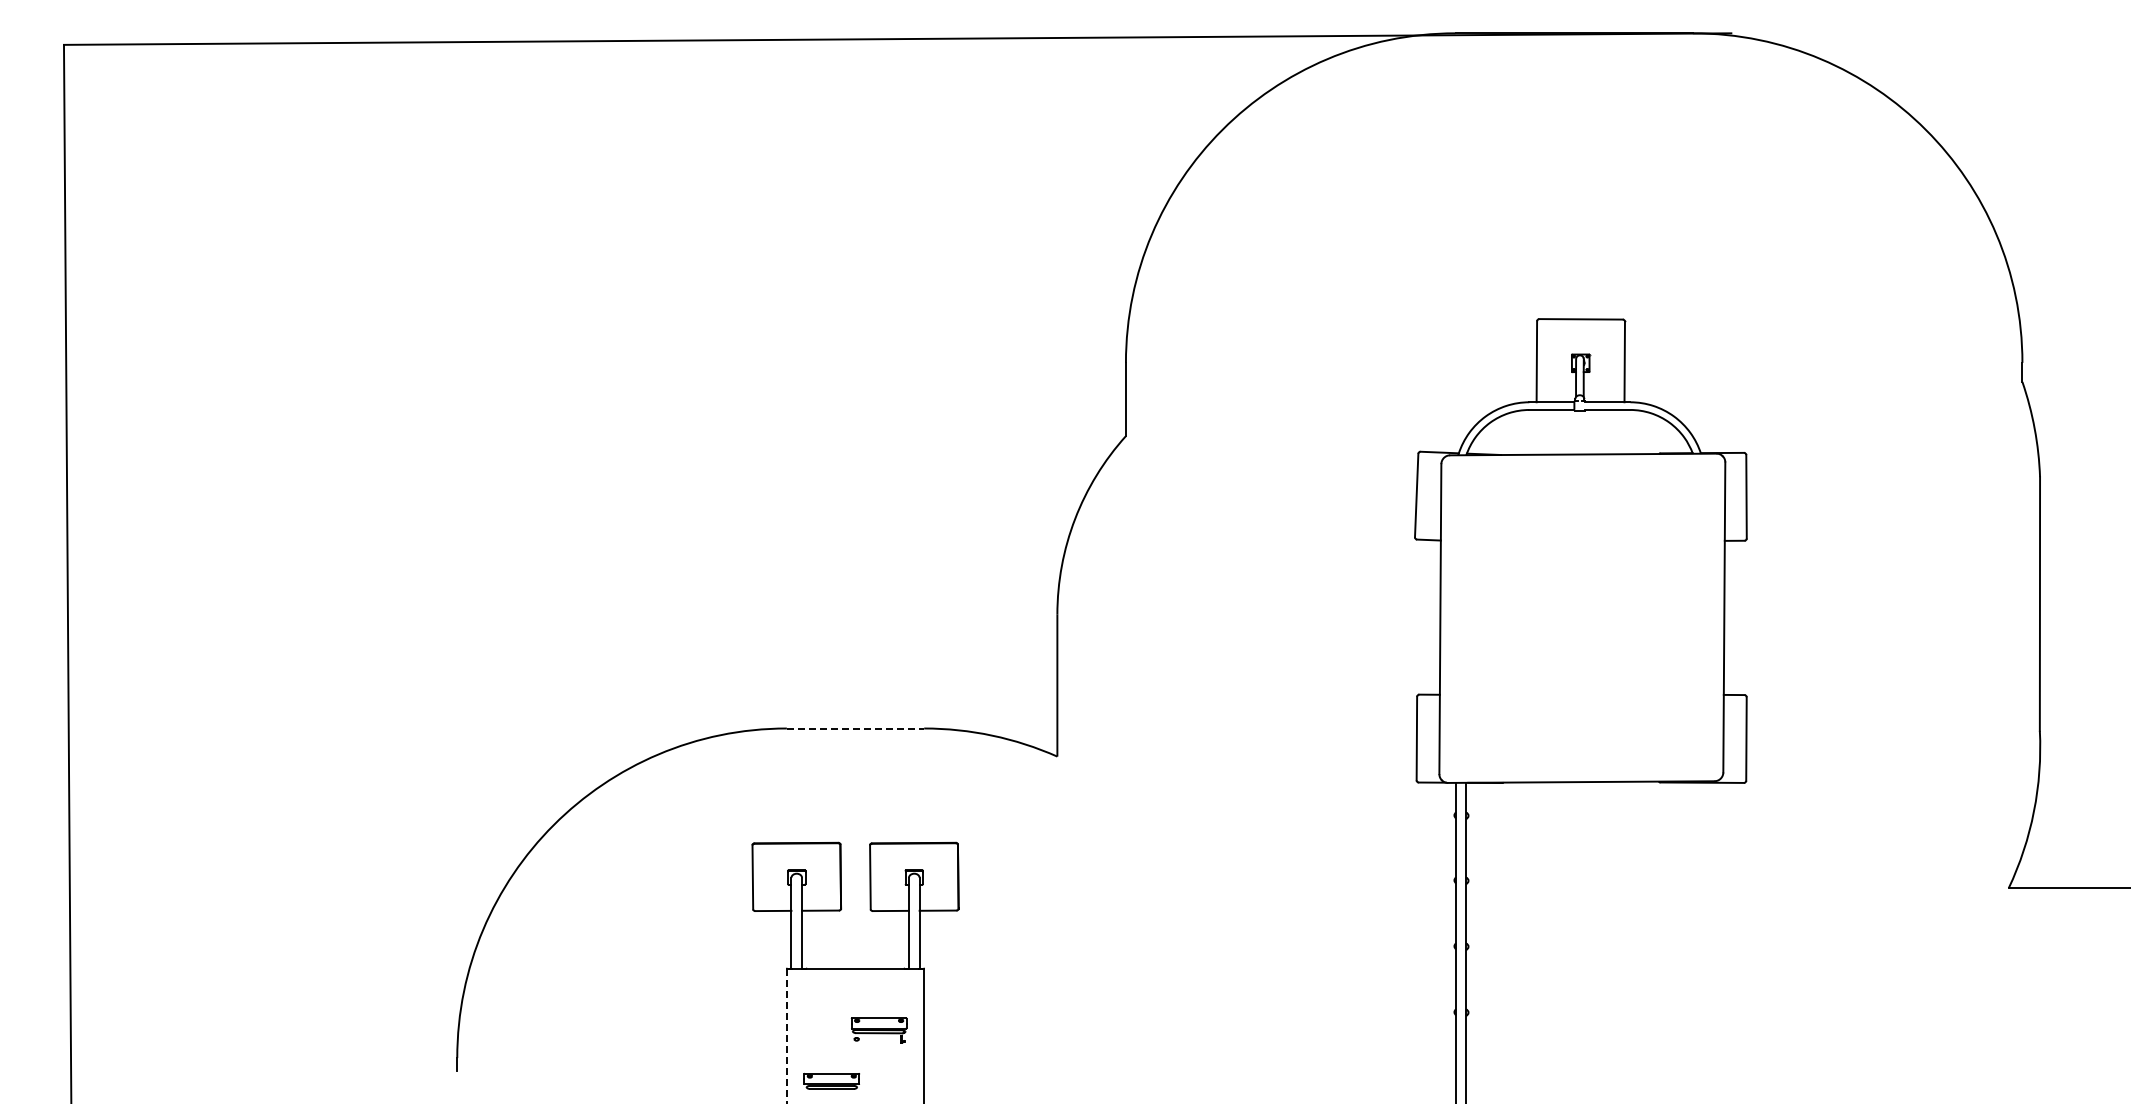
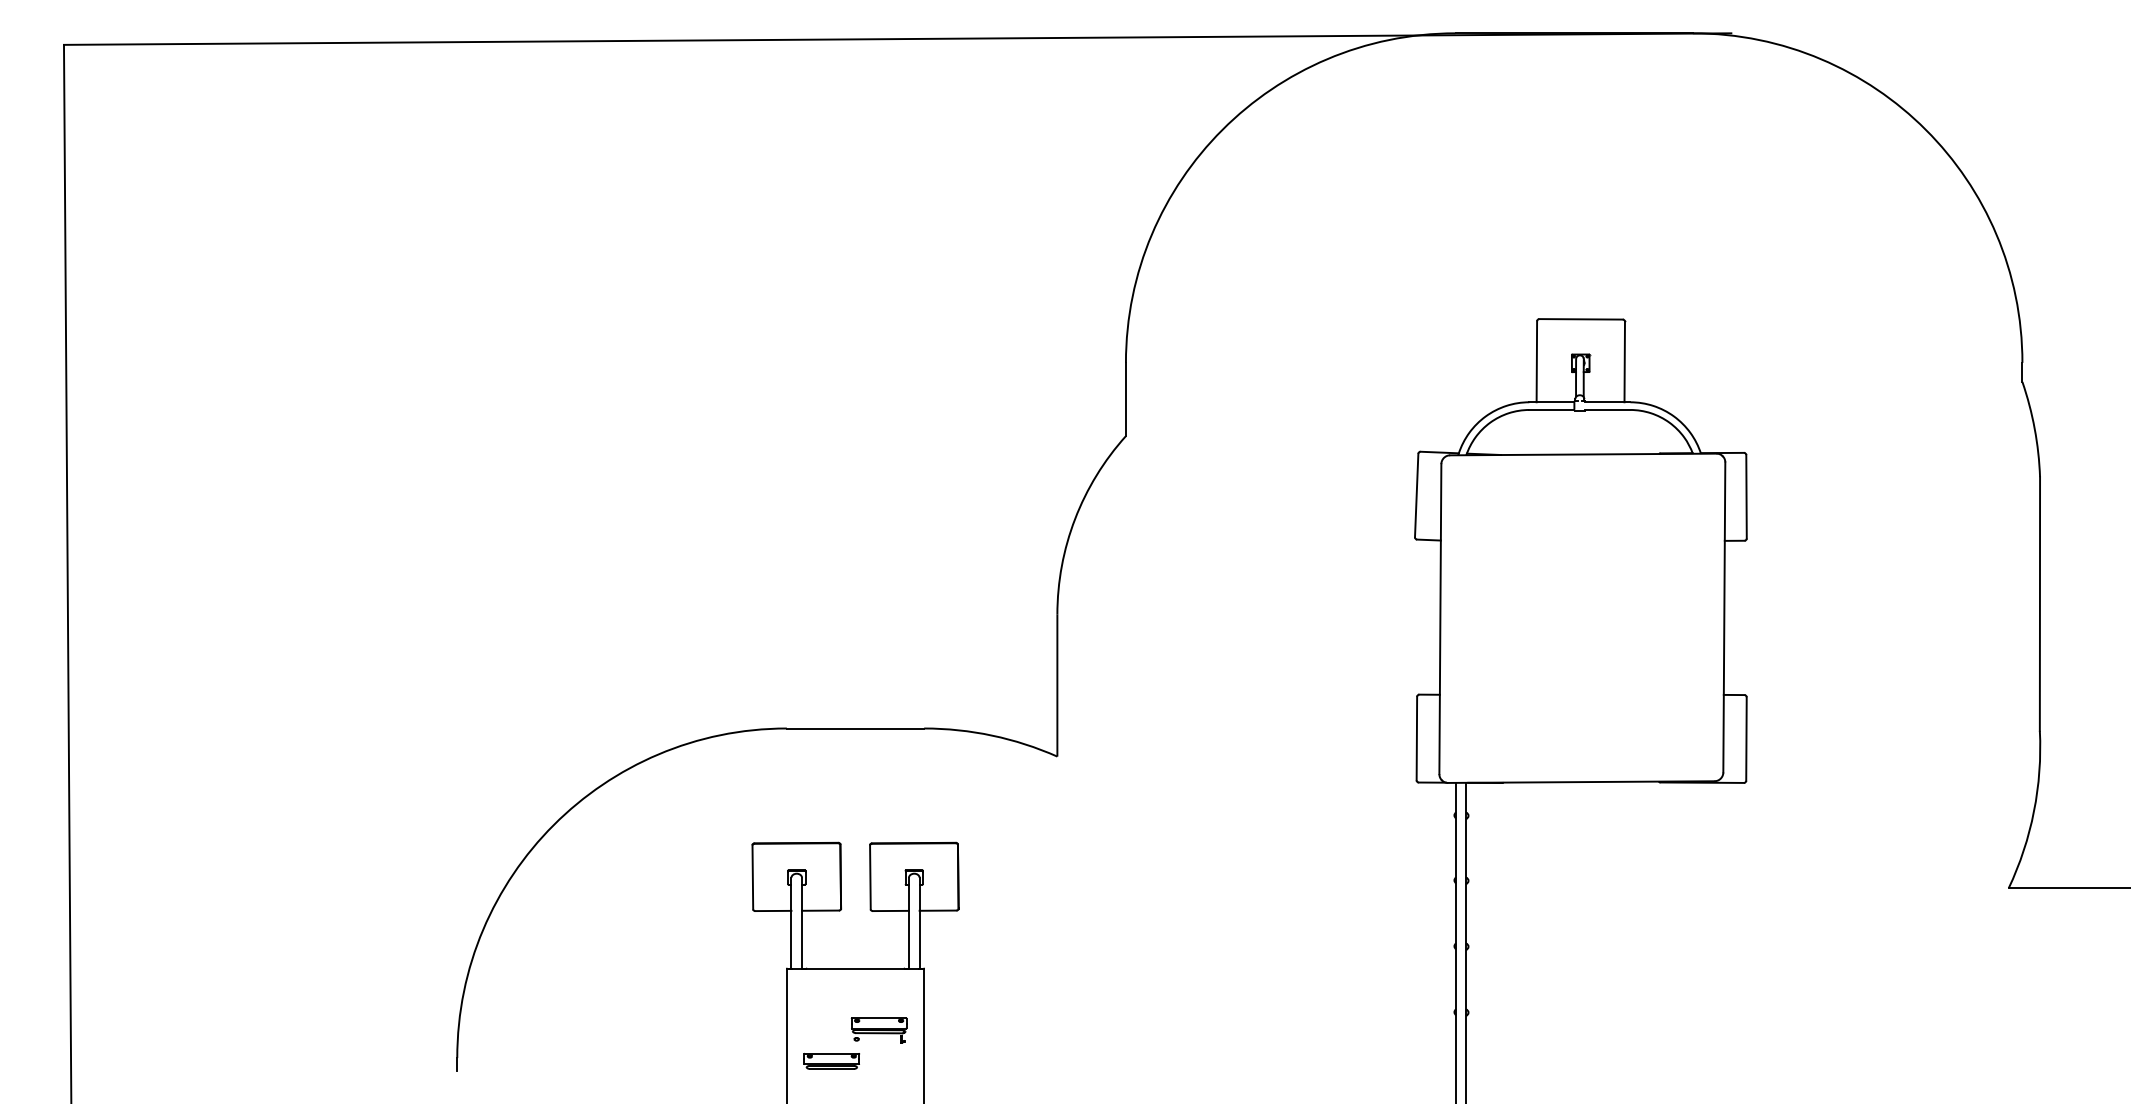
line: dashed -> solid (855, 728)
line: dashed -> solid (786, 1036)
part position: (831, 1081) -> (831, 1061) (831, 1061)
